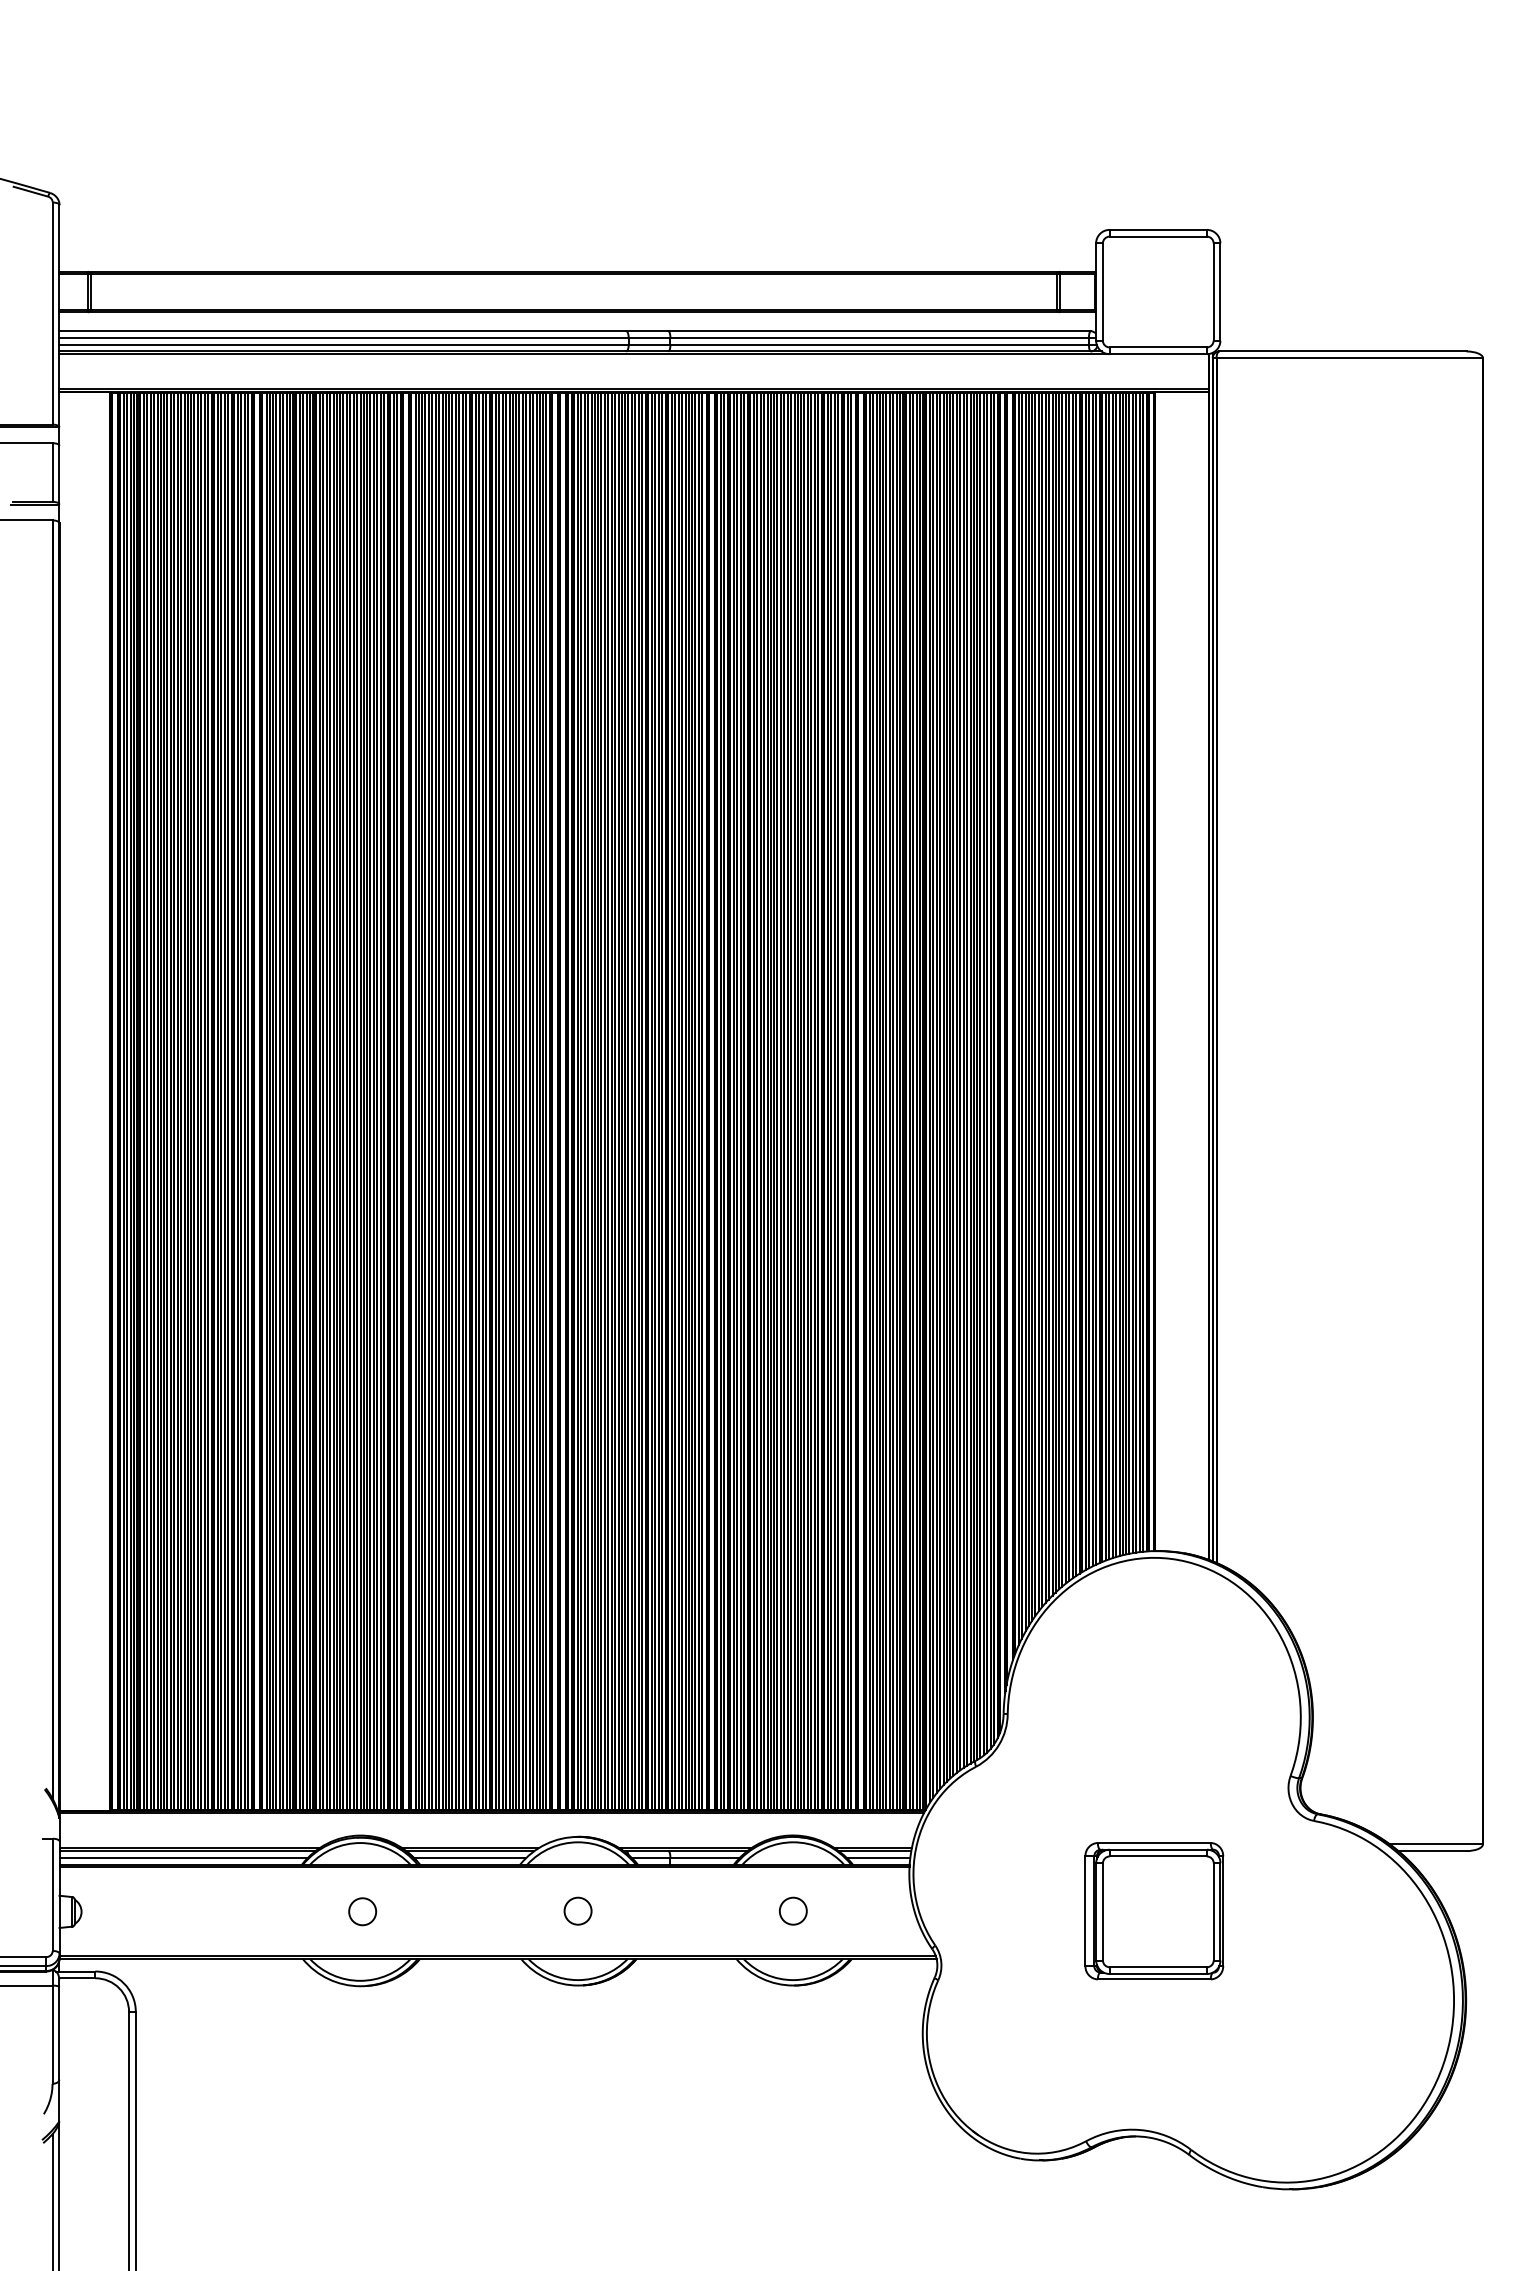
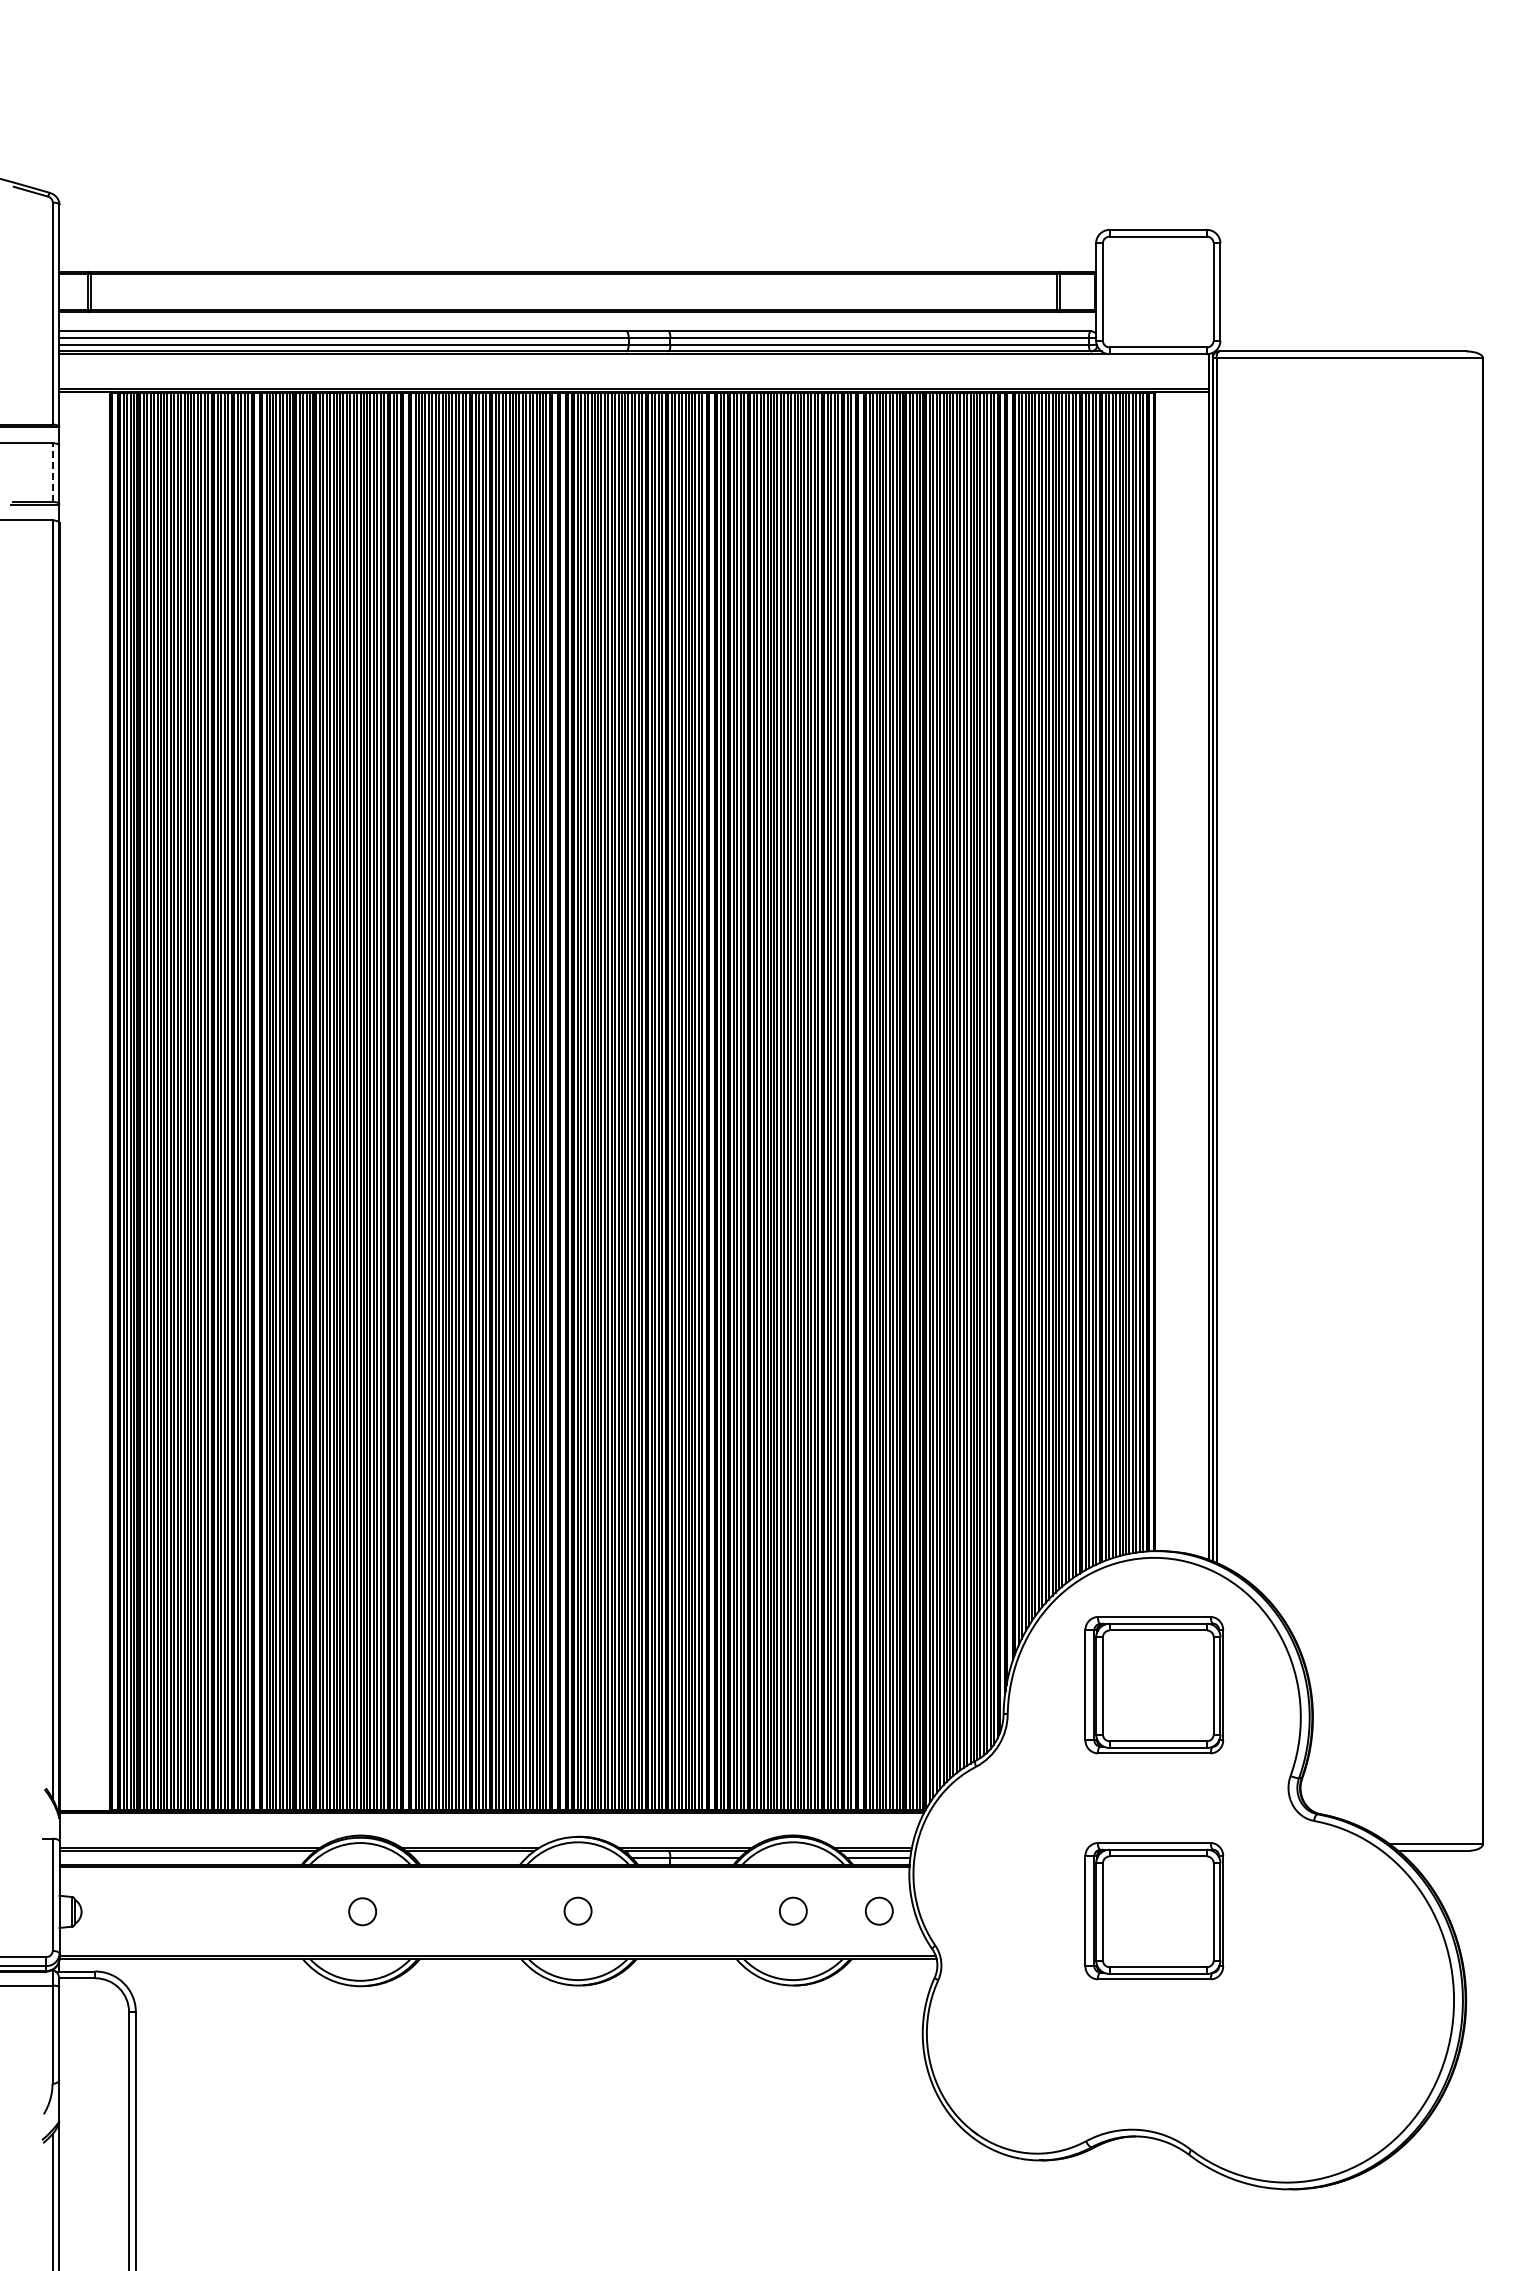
line: solid -> dashed (52, 472)
part: none -> present (1154, 1685)
line: present -> none (183, 1857)
line: present -> none (469, 1857)
circle: none -> present (878, 1910)
